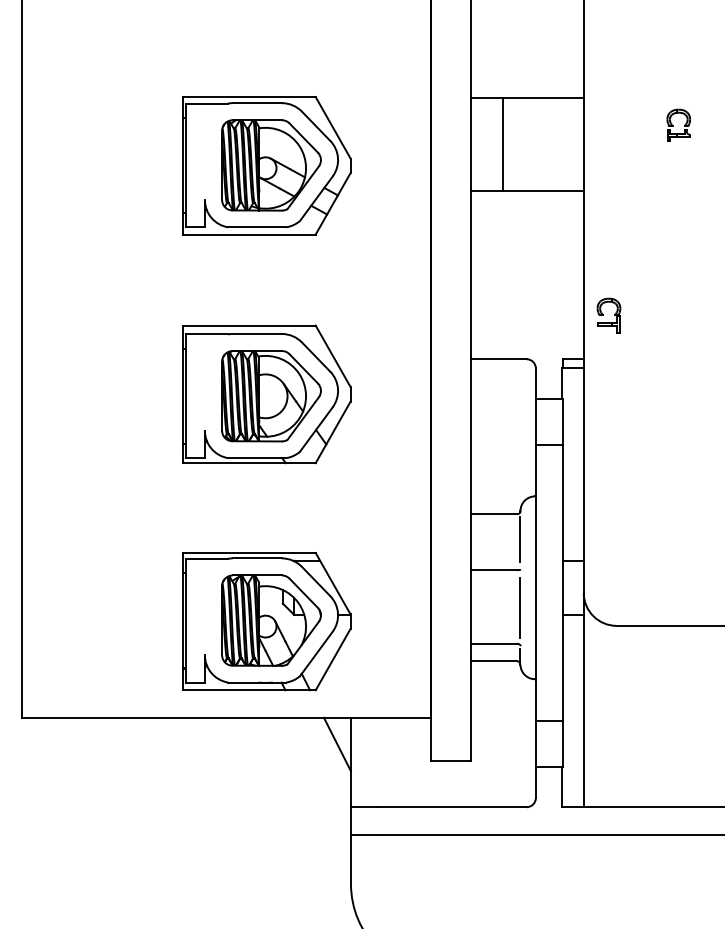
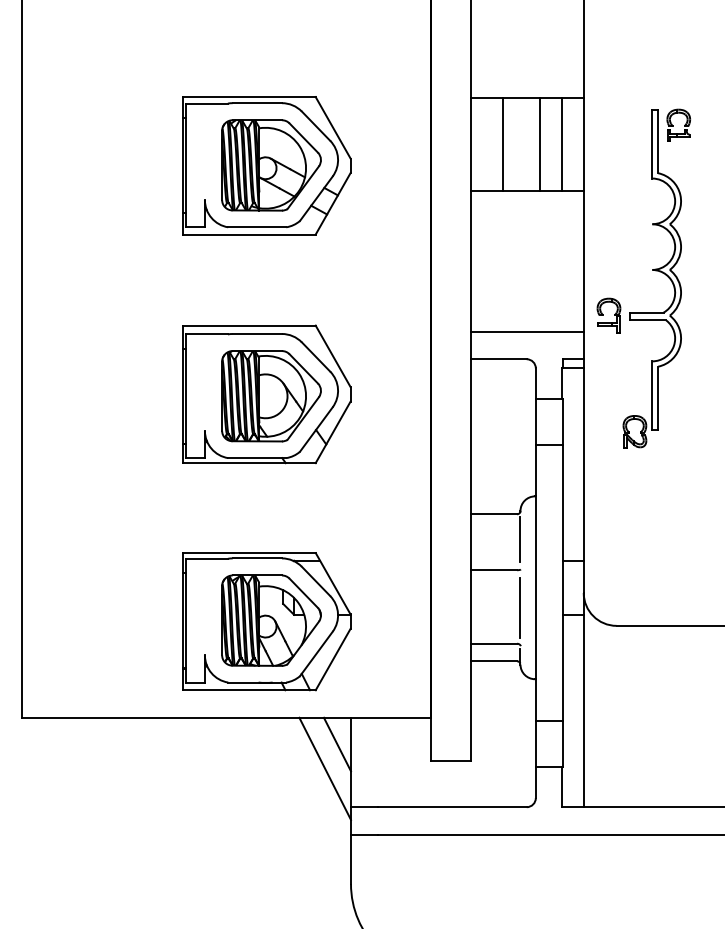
line: none -> present (539, 144)
line: none -> present (562, 144)
part: none -> present (652, 270)
line: none -> present (526, 331)
line: none -> present (325, 768)
